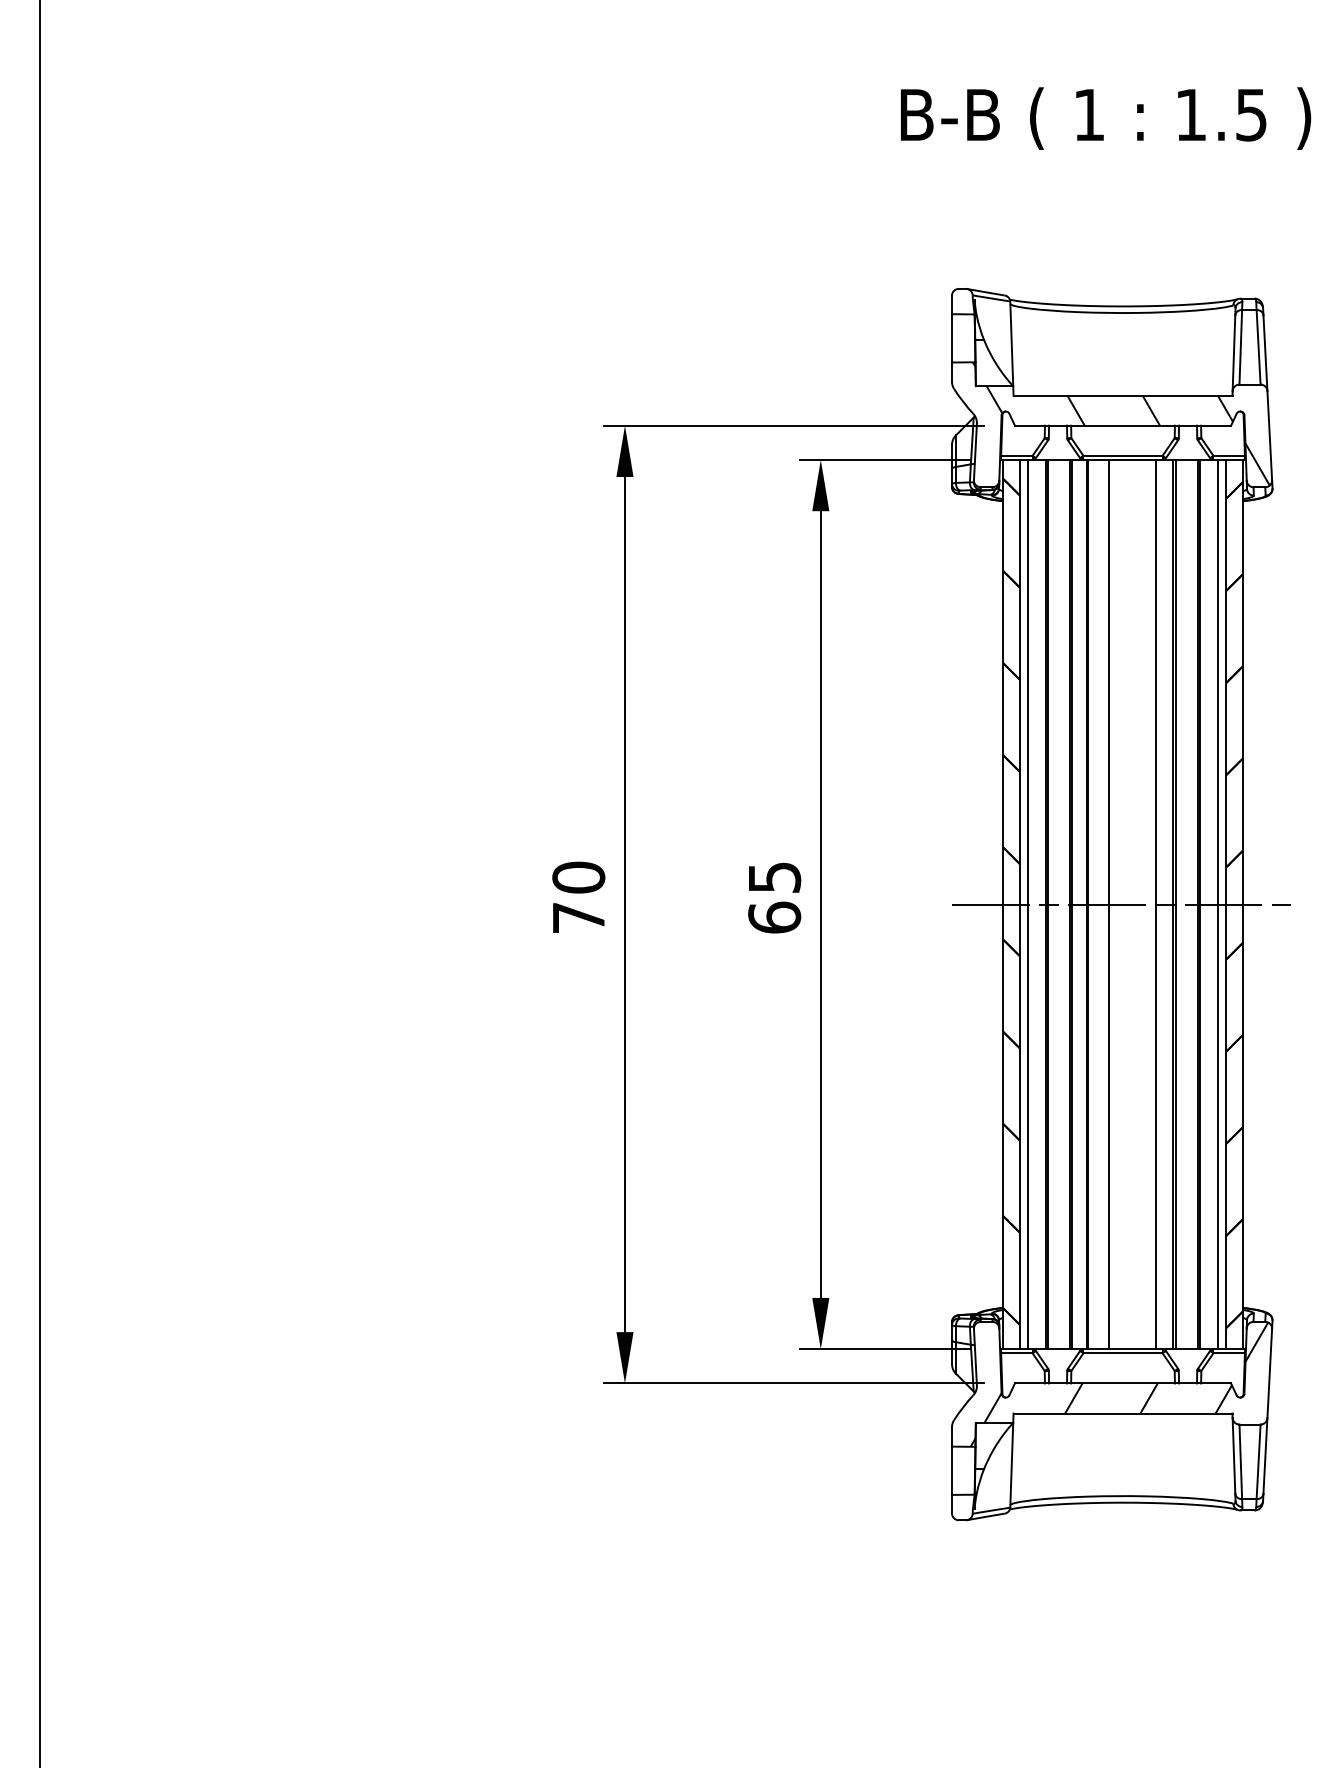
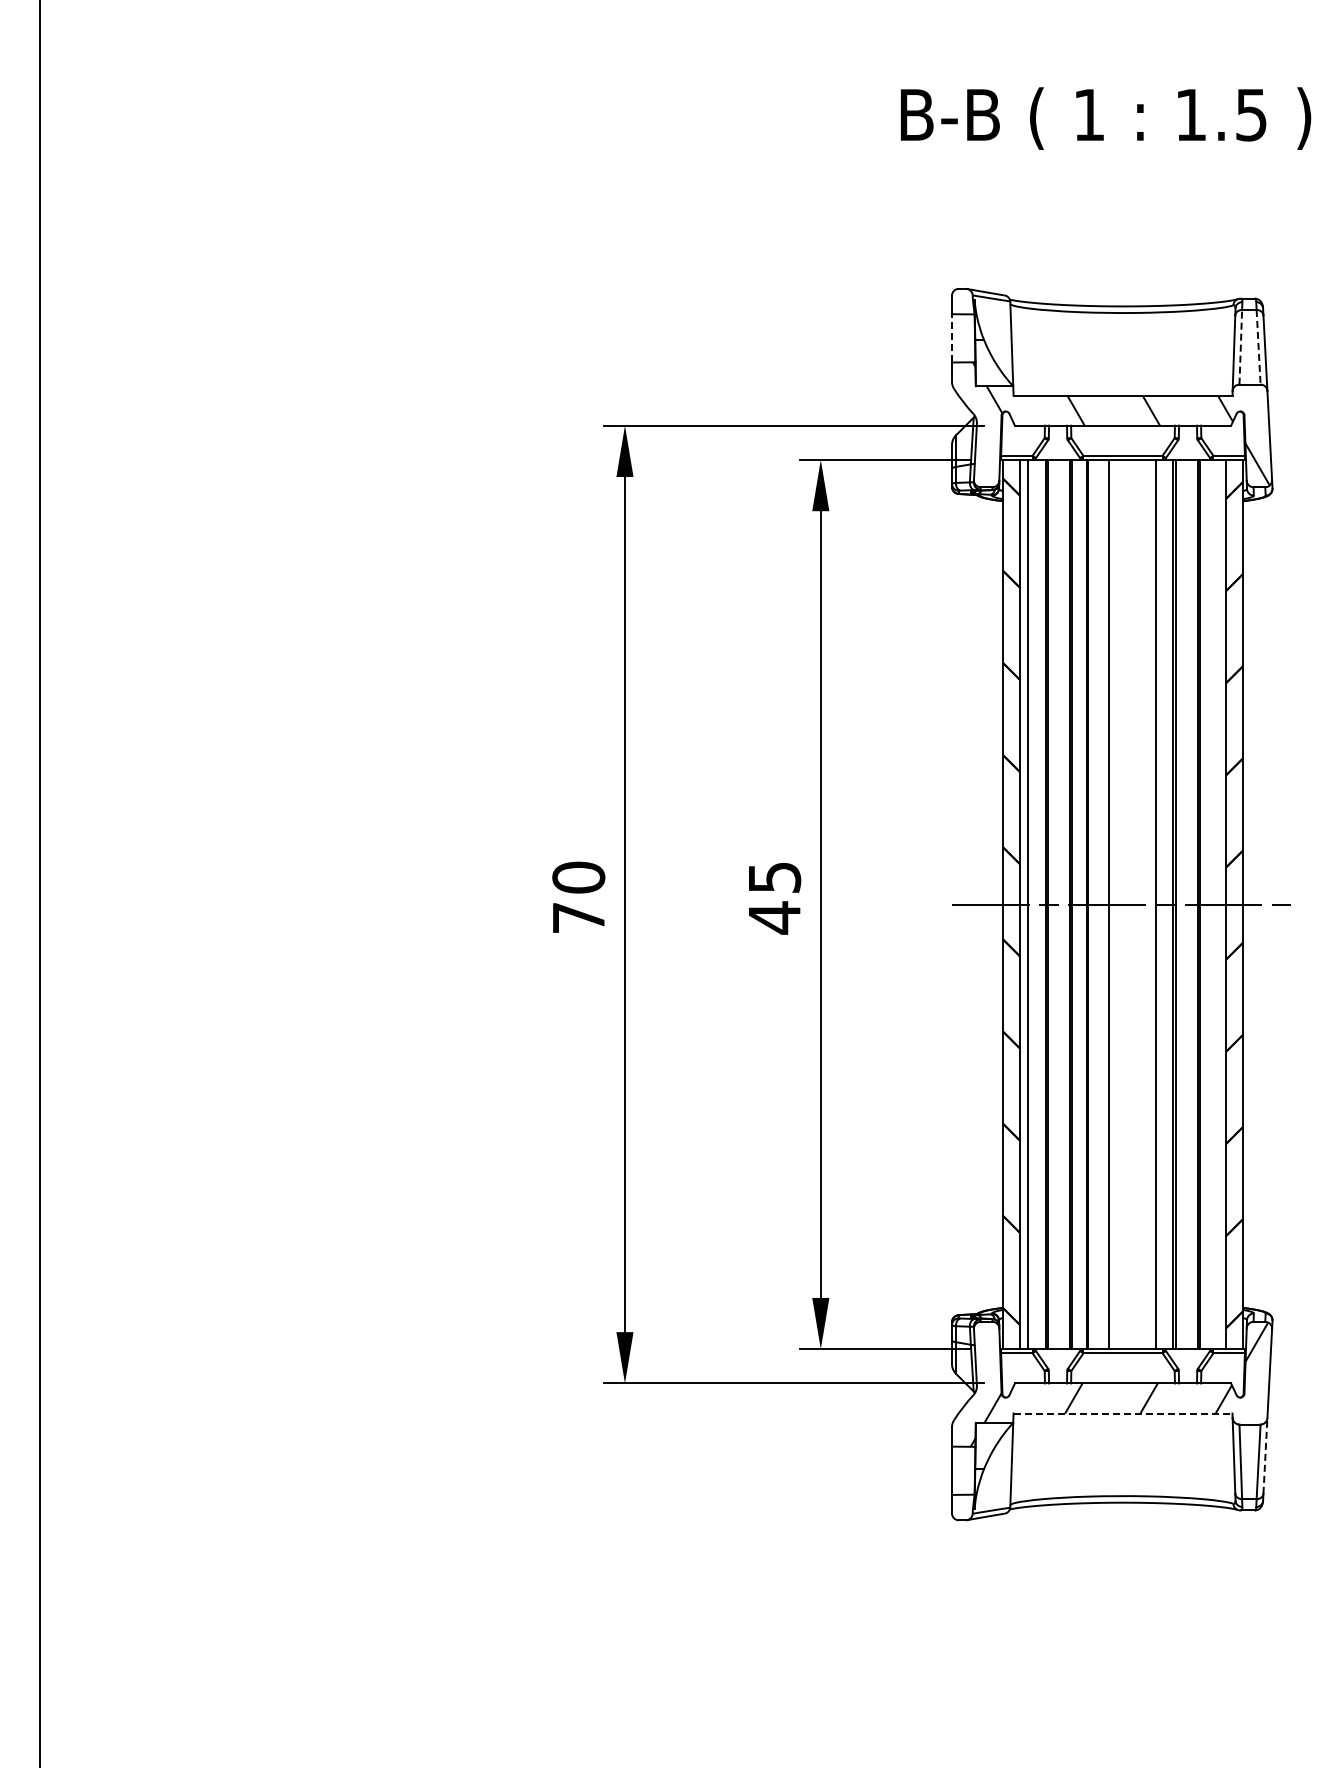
line: solid -> dashed (951, 337)
line: solid -> dashed (1240, 346)
line: solid -> dashed (1258, 347)
line: present -> none (1217, 904)
text: 65 -> 45 (774, 917)
line: solid -> dashed (1123, 1413)
line: solid -> dashed (1265, 1455)
